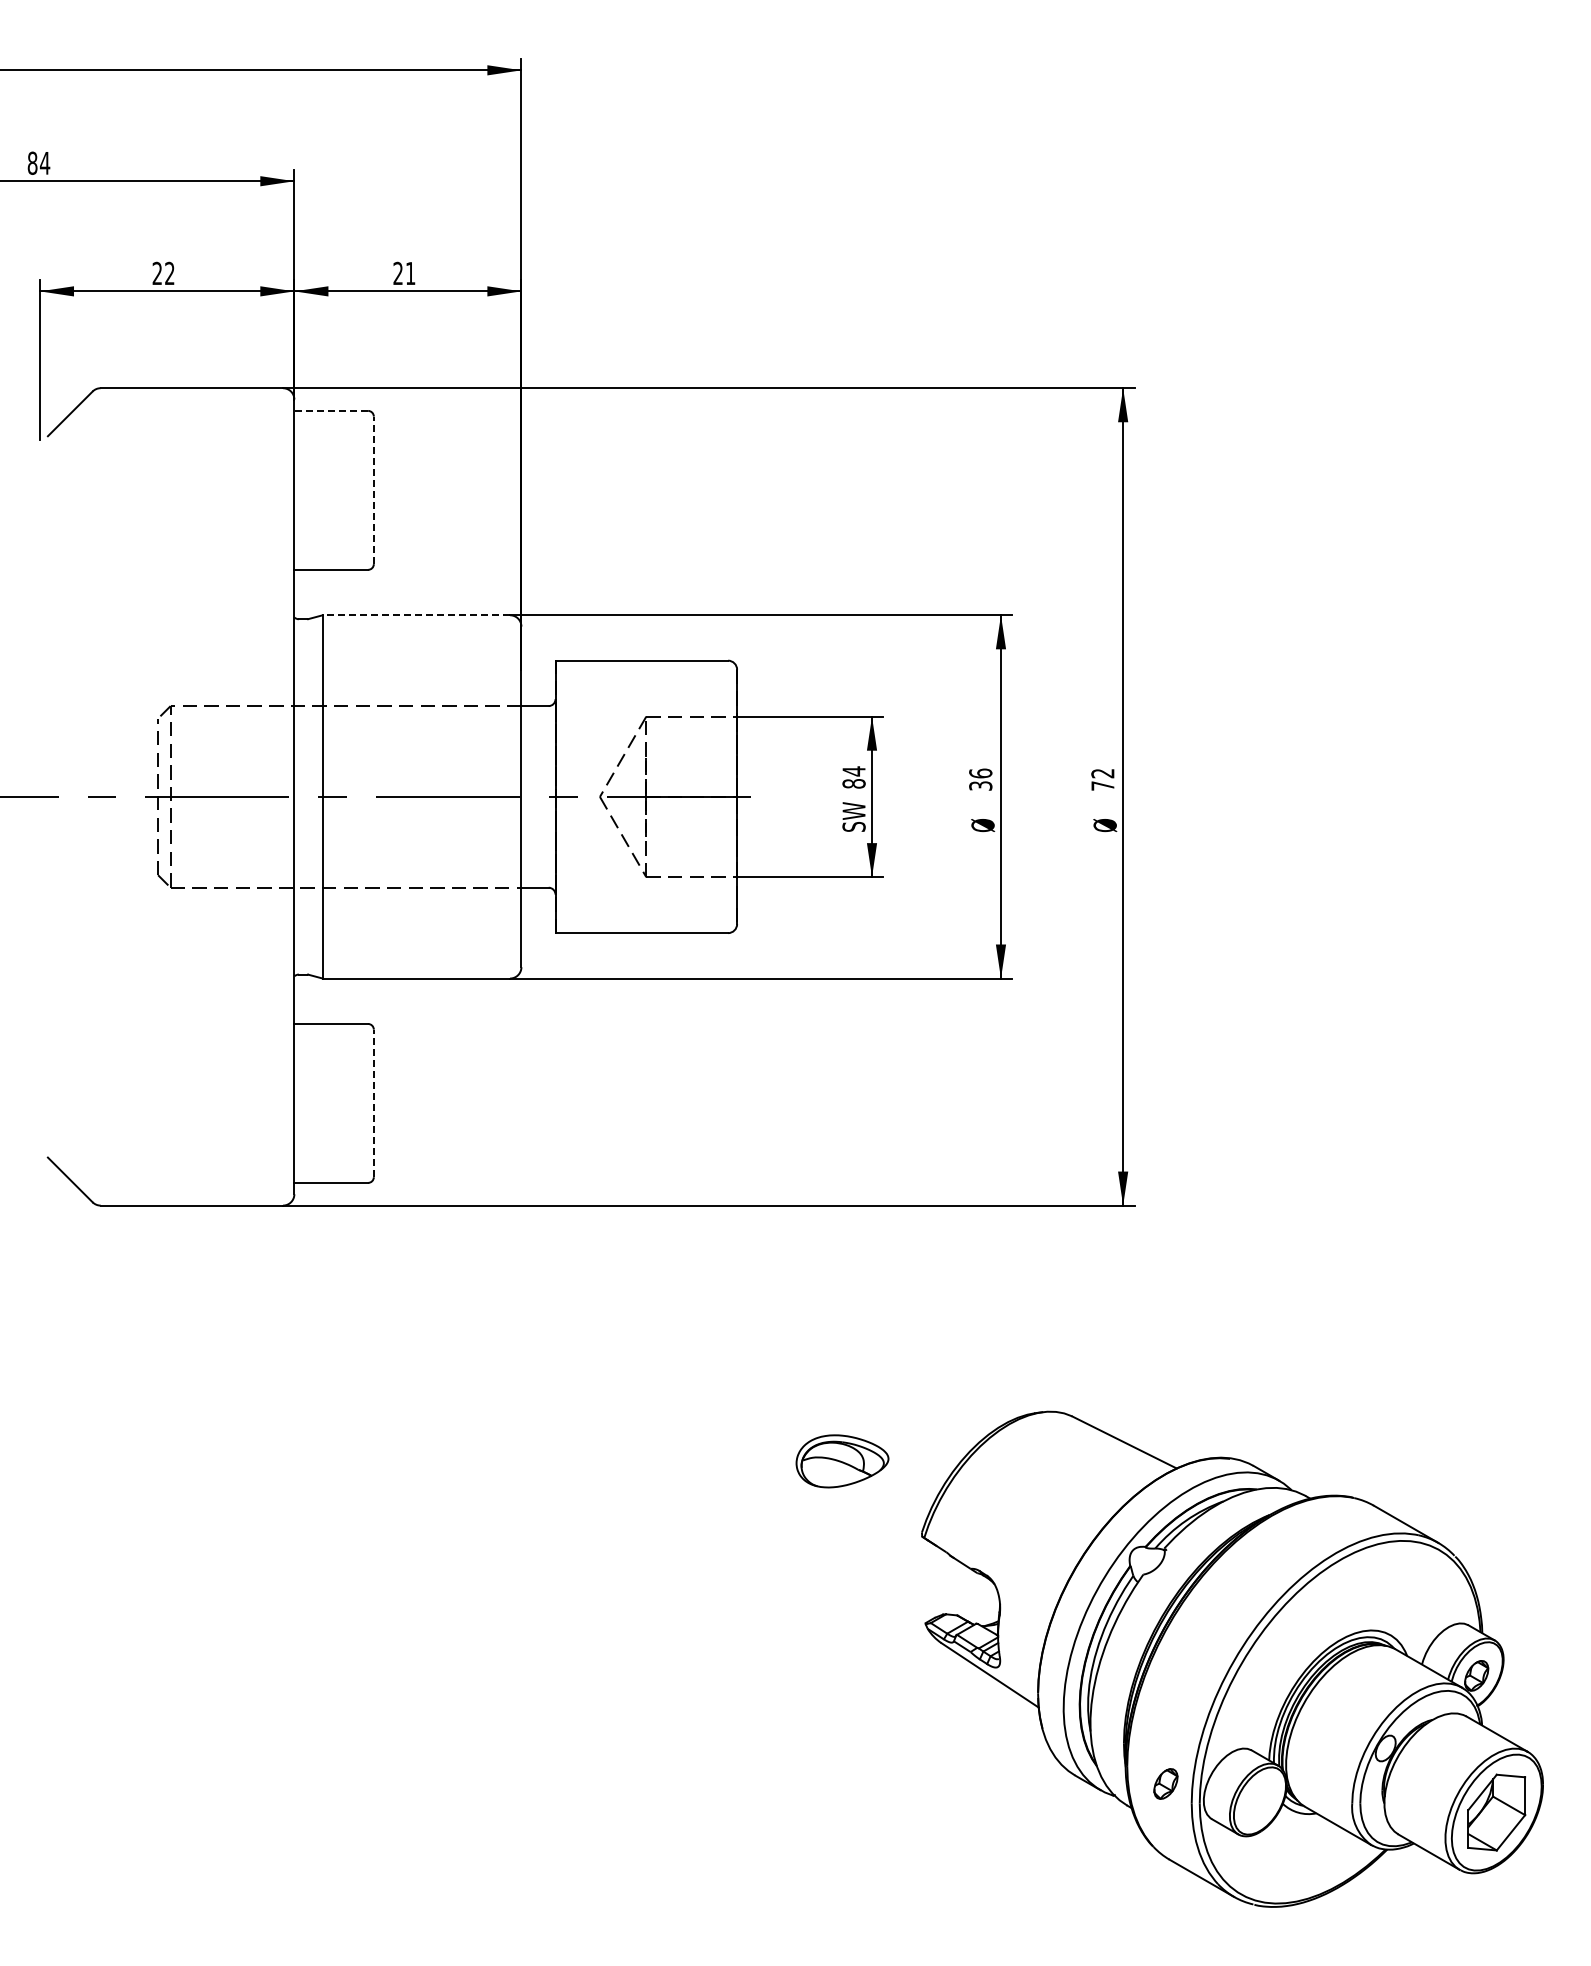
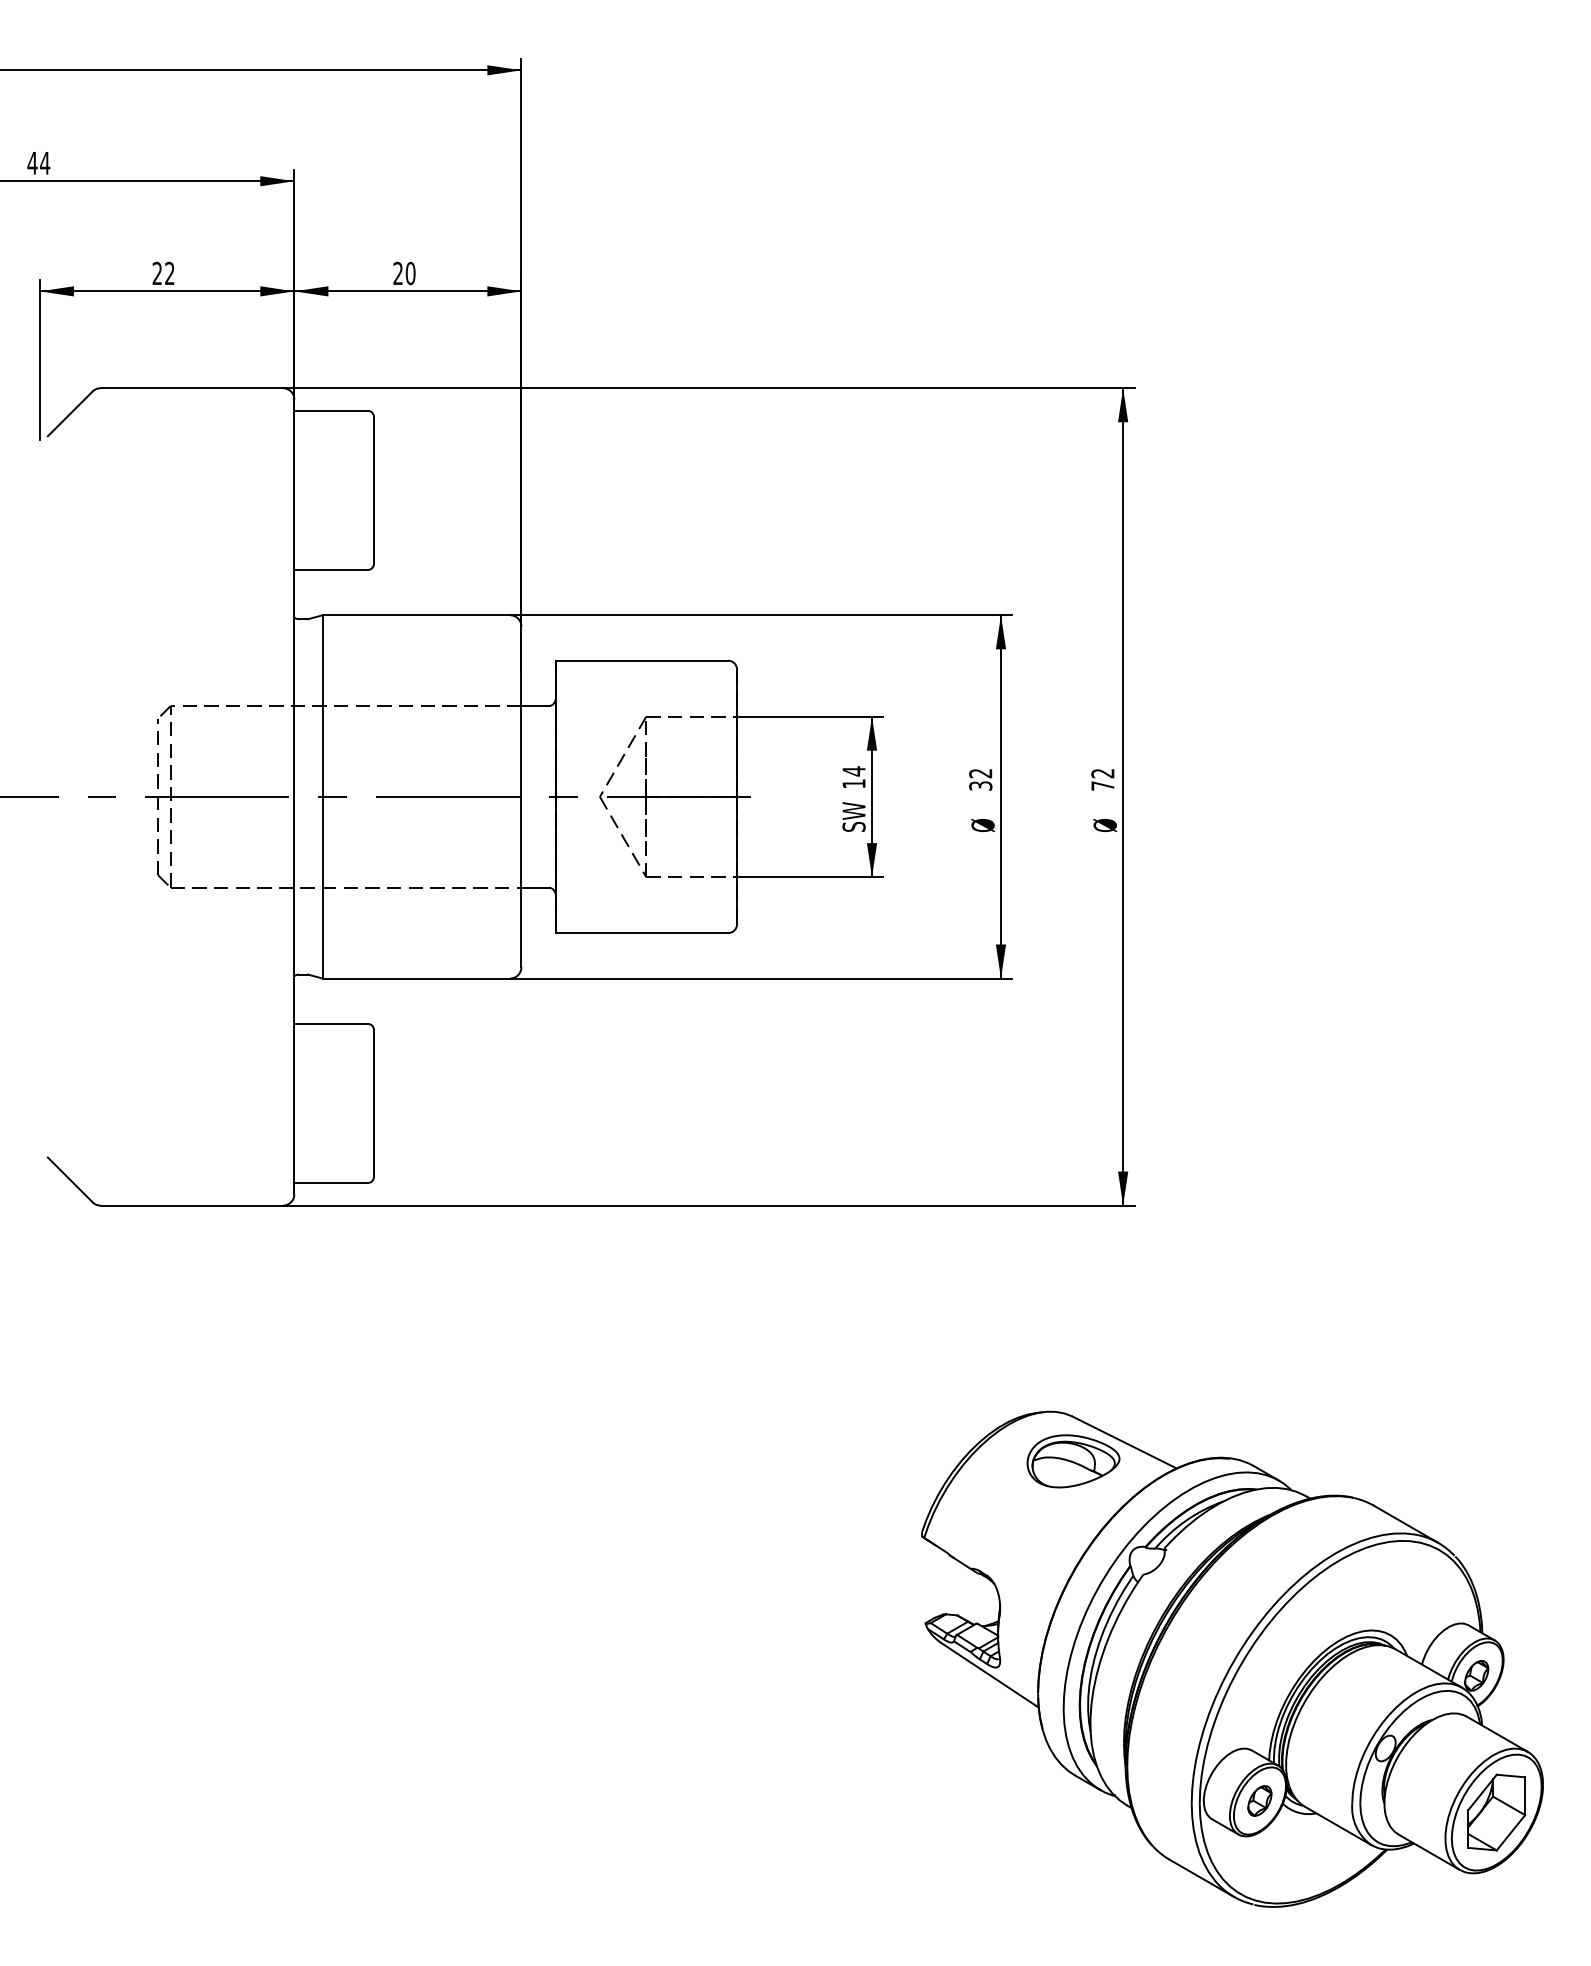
text: 84 -> 44 (32, 162)
text: 21 -> 20 (410, 273)
line: dashed -> solid (331, 410)
line: dashed -> solid (373, 490)
line: dashed -> solid (416, 615)
text: 36 -> 32 (980, 773)
text: 84 -> 14 (853, 783)
line: dashed -> solid (373, 1103)
part position: (842, 1461) -> (1073, 1461) (1073, 1461)
part position: (1165, 1783) -> (1259, 1800) (1259, 1800)
